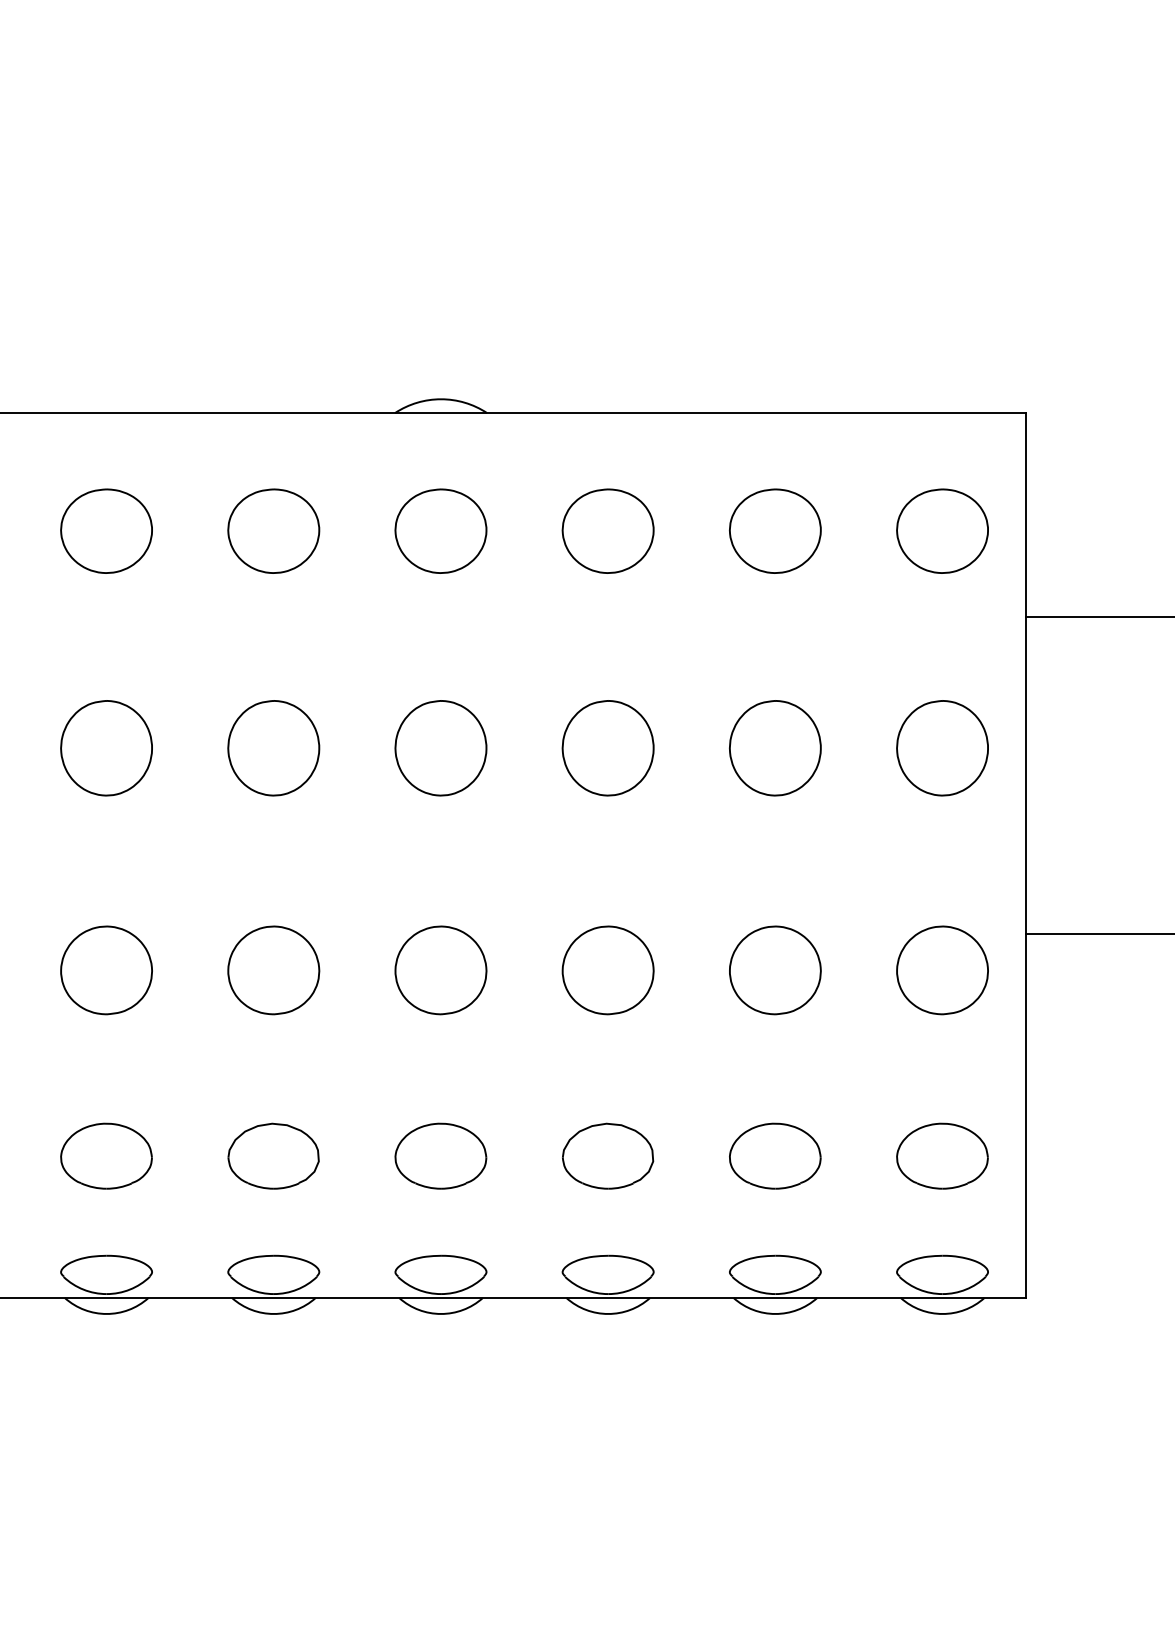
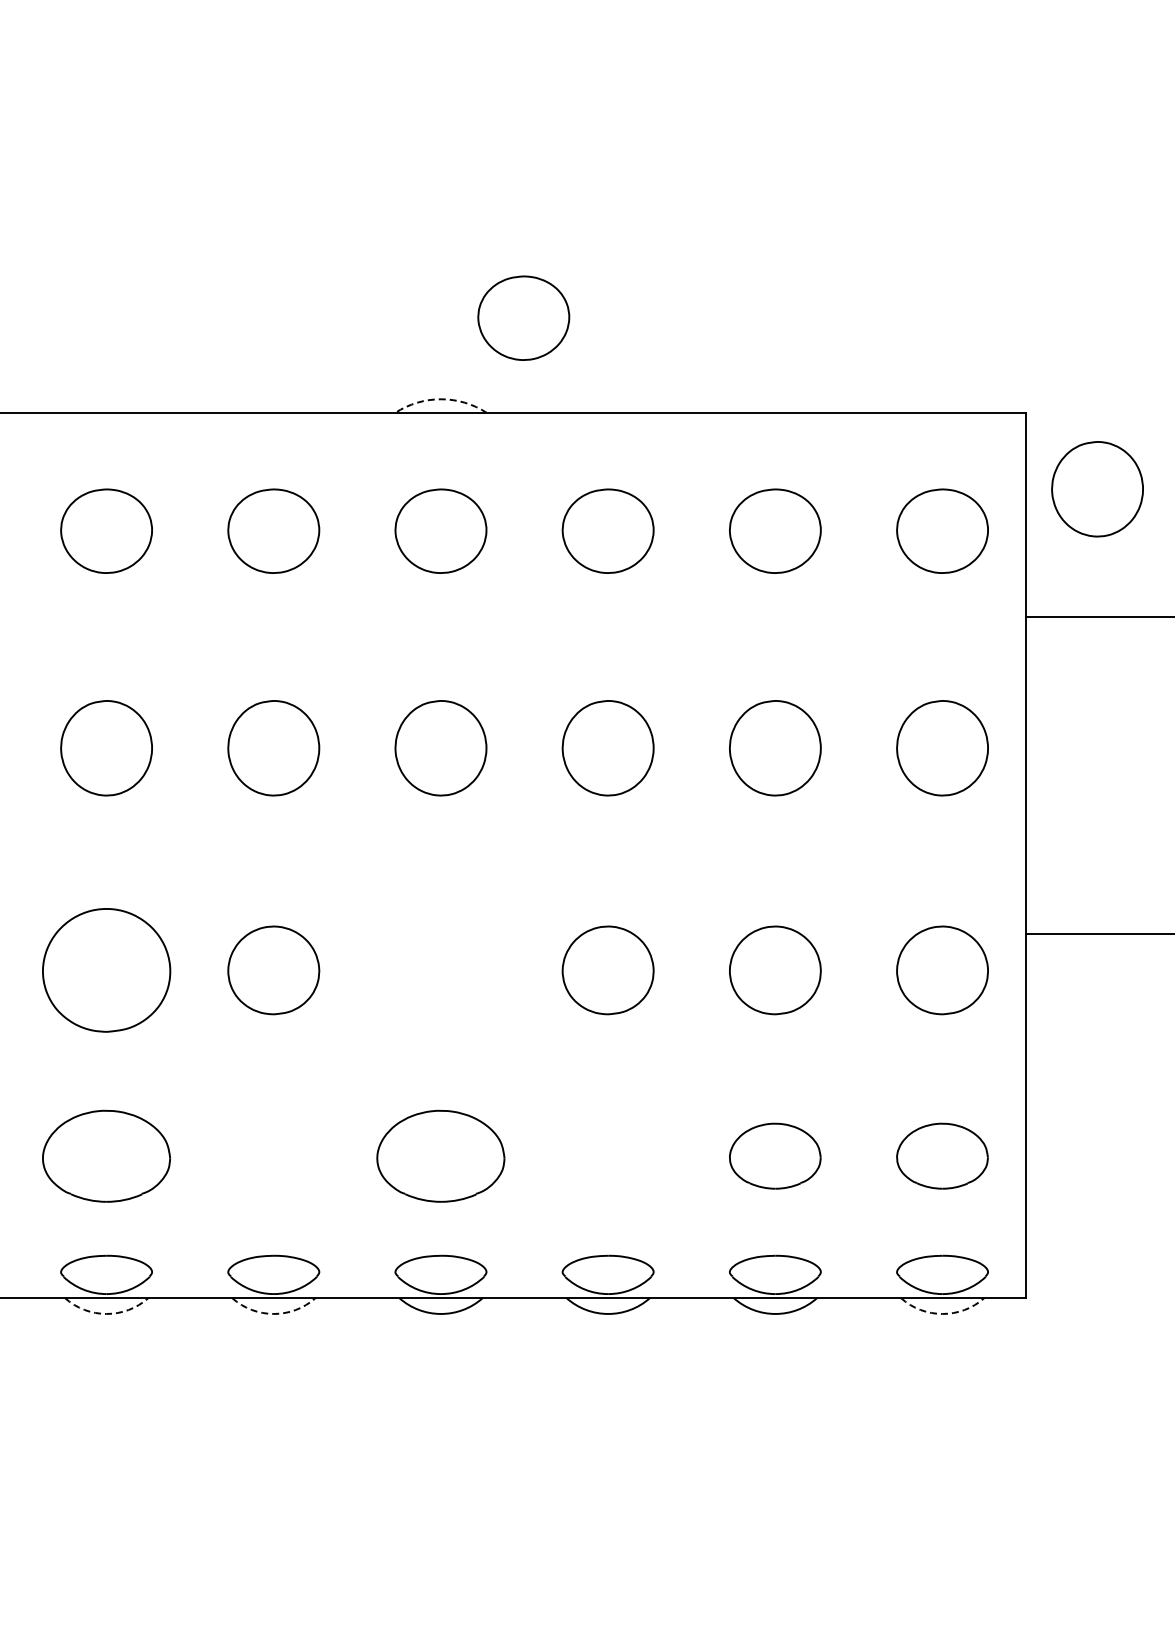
part: none -> present (523, 317)
arc: solid -> dashed (441, 399)
part: none -> present (1097, 489)
part size: 93x91 px -> 130x125 px (106, 970)
part: present -> none (440, 970)
part size: 93x68 px -> 130x94 px (106, 1155)
part: present -> none (273, 1155)
part size: 94x68 px -> 130x94 px (440, 1155)
part: present -> none (608, 1155)
arc: solid -> dashed (106, 1313)
arc: solid -> dashed (273, 1313)
arc: solid -> dashed (942, 1313)
